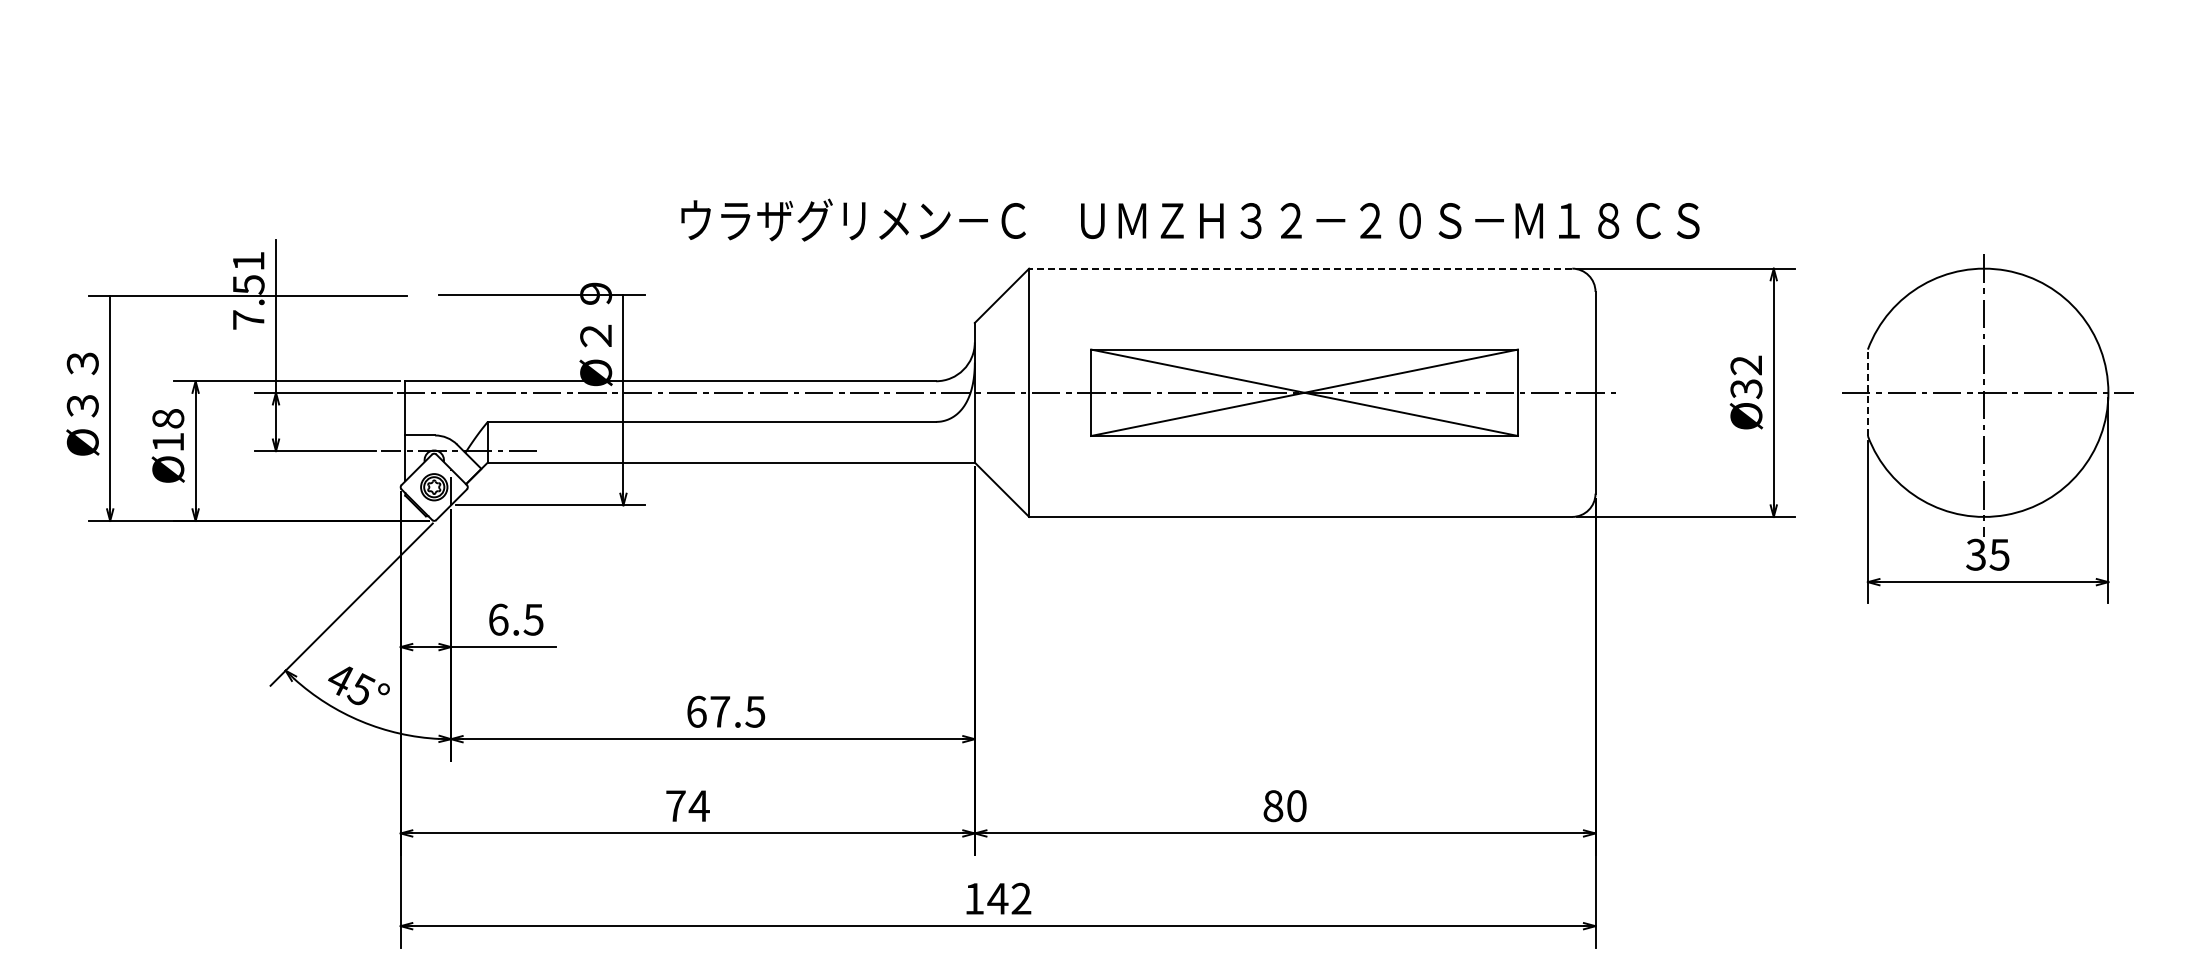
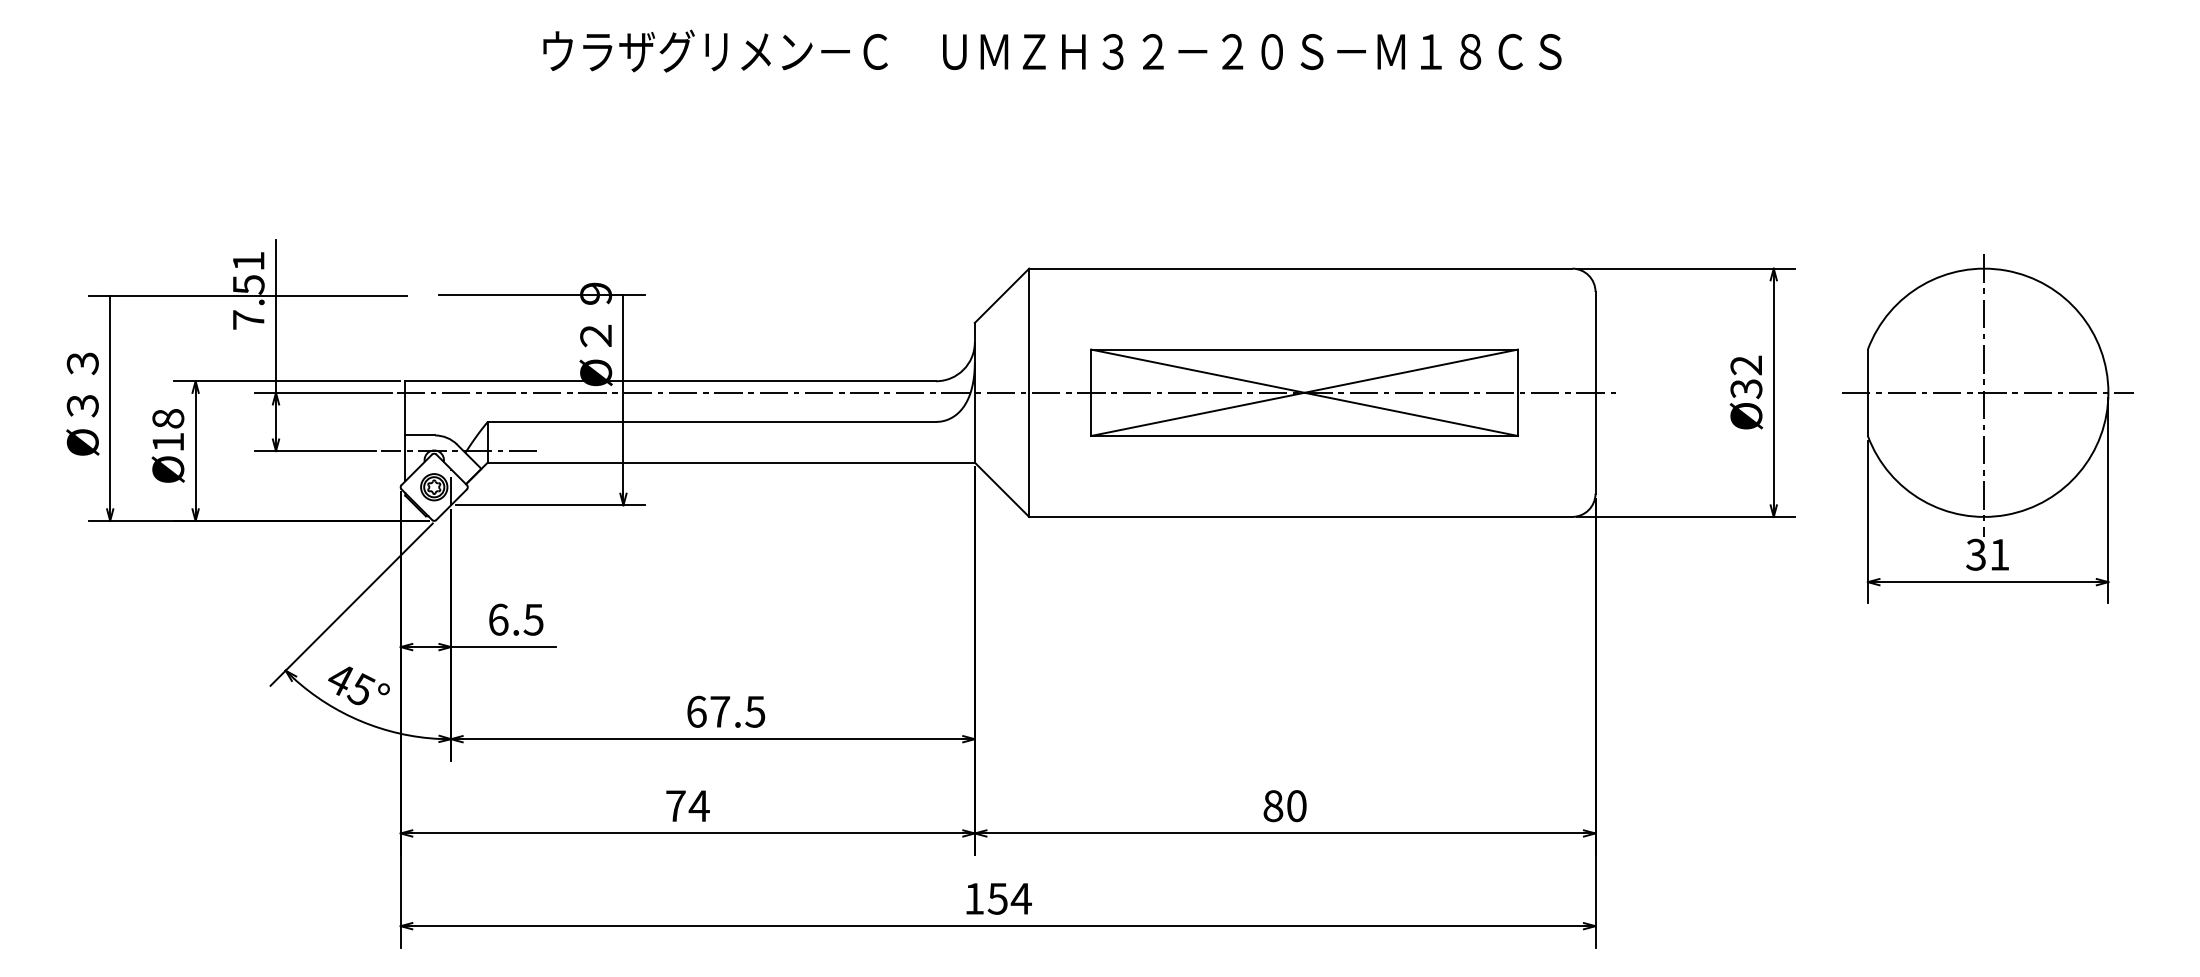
text position: (1190, 219) -> (1052, 50) (1052, 50)
line: dashed -> solid (1300, 268)
line: dashed -> solid (1867, 392)
text: 35 -> 31 (1999, 554)
text: 142 -> 154 (1009, 898)
